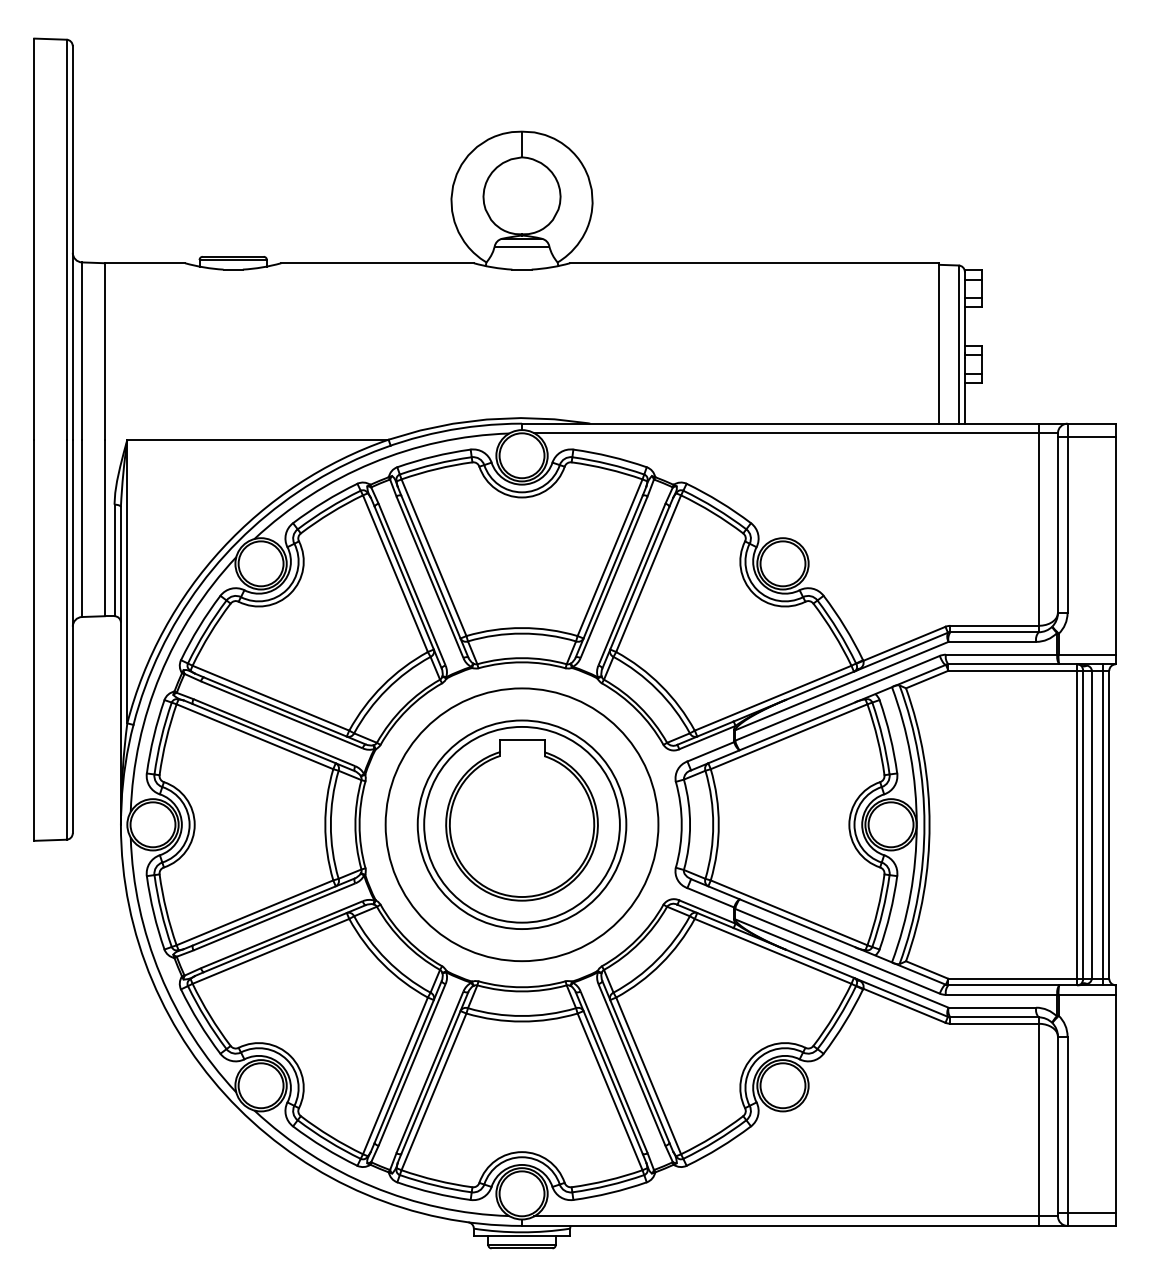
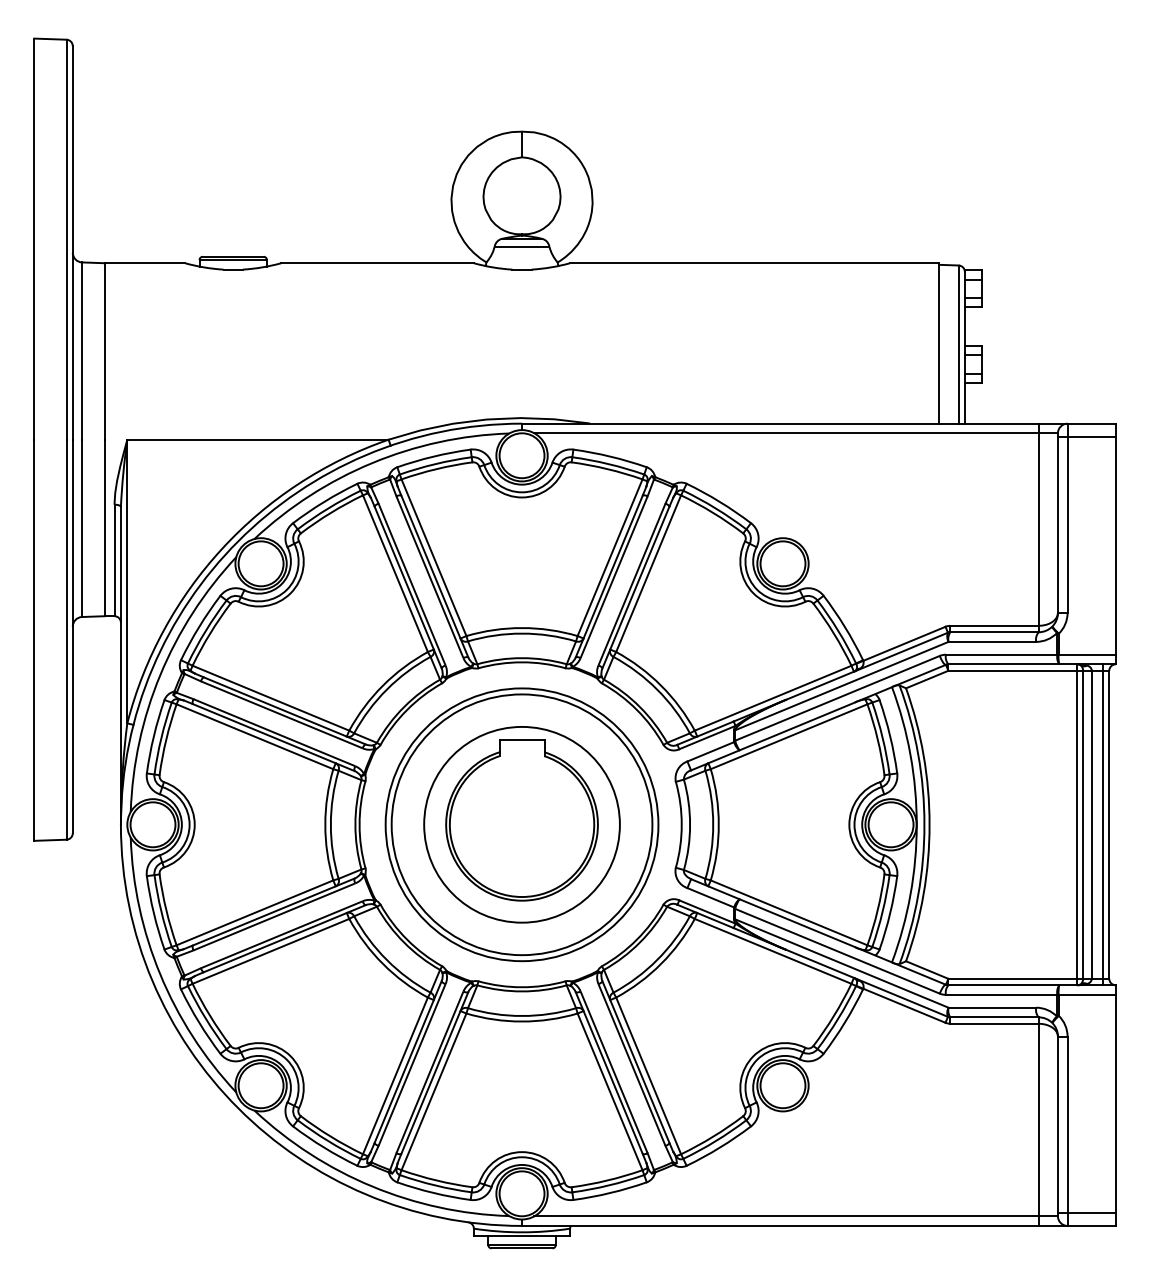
circle diameter: 209 px -> 261 px (521, 824)
